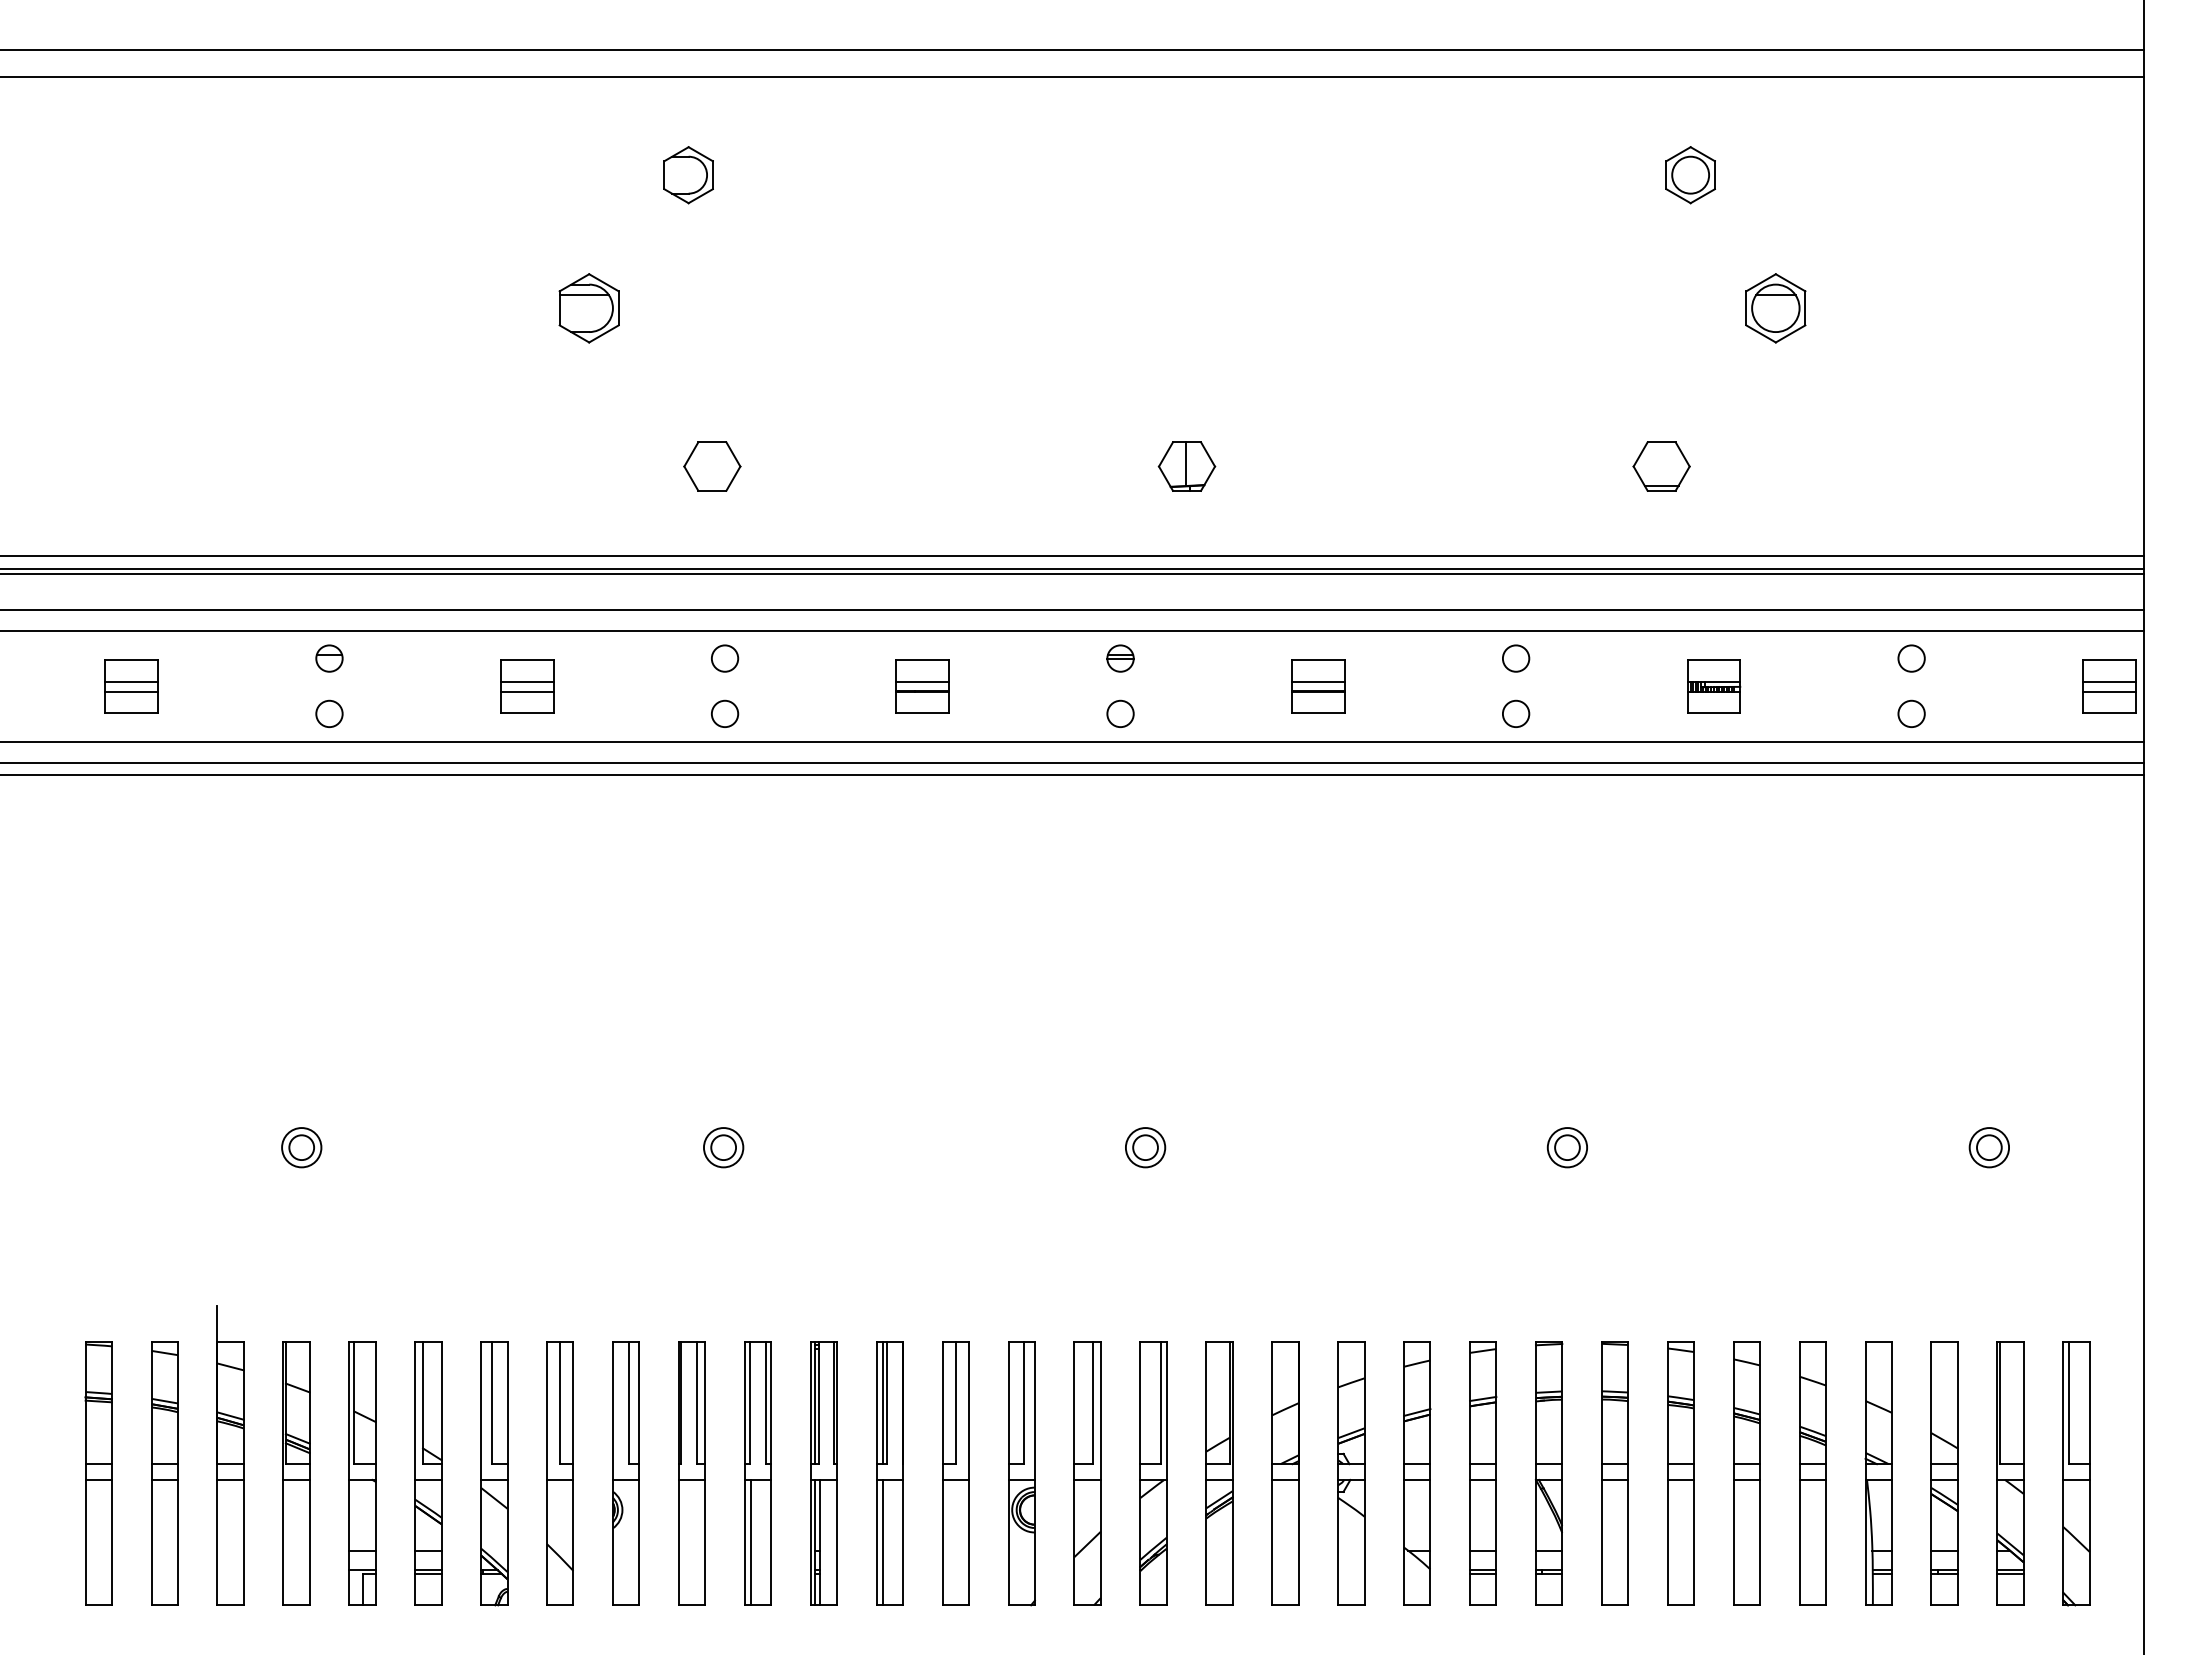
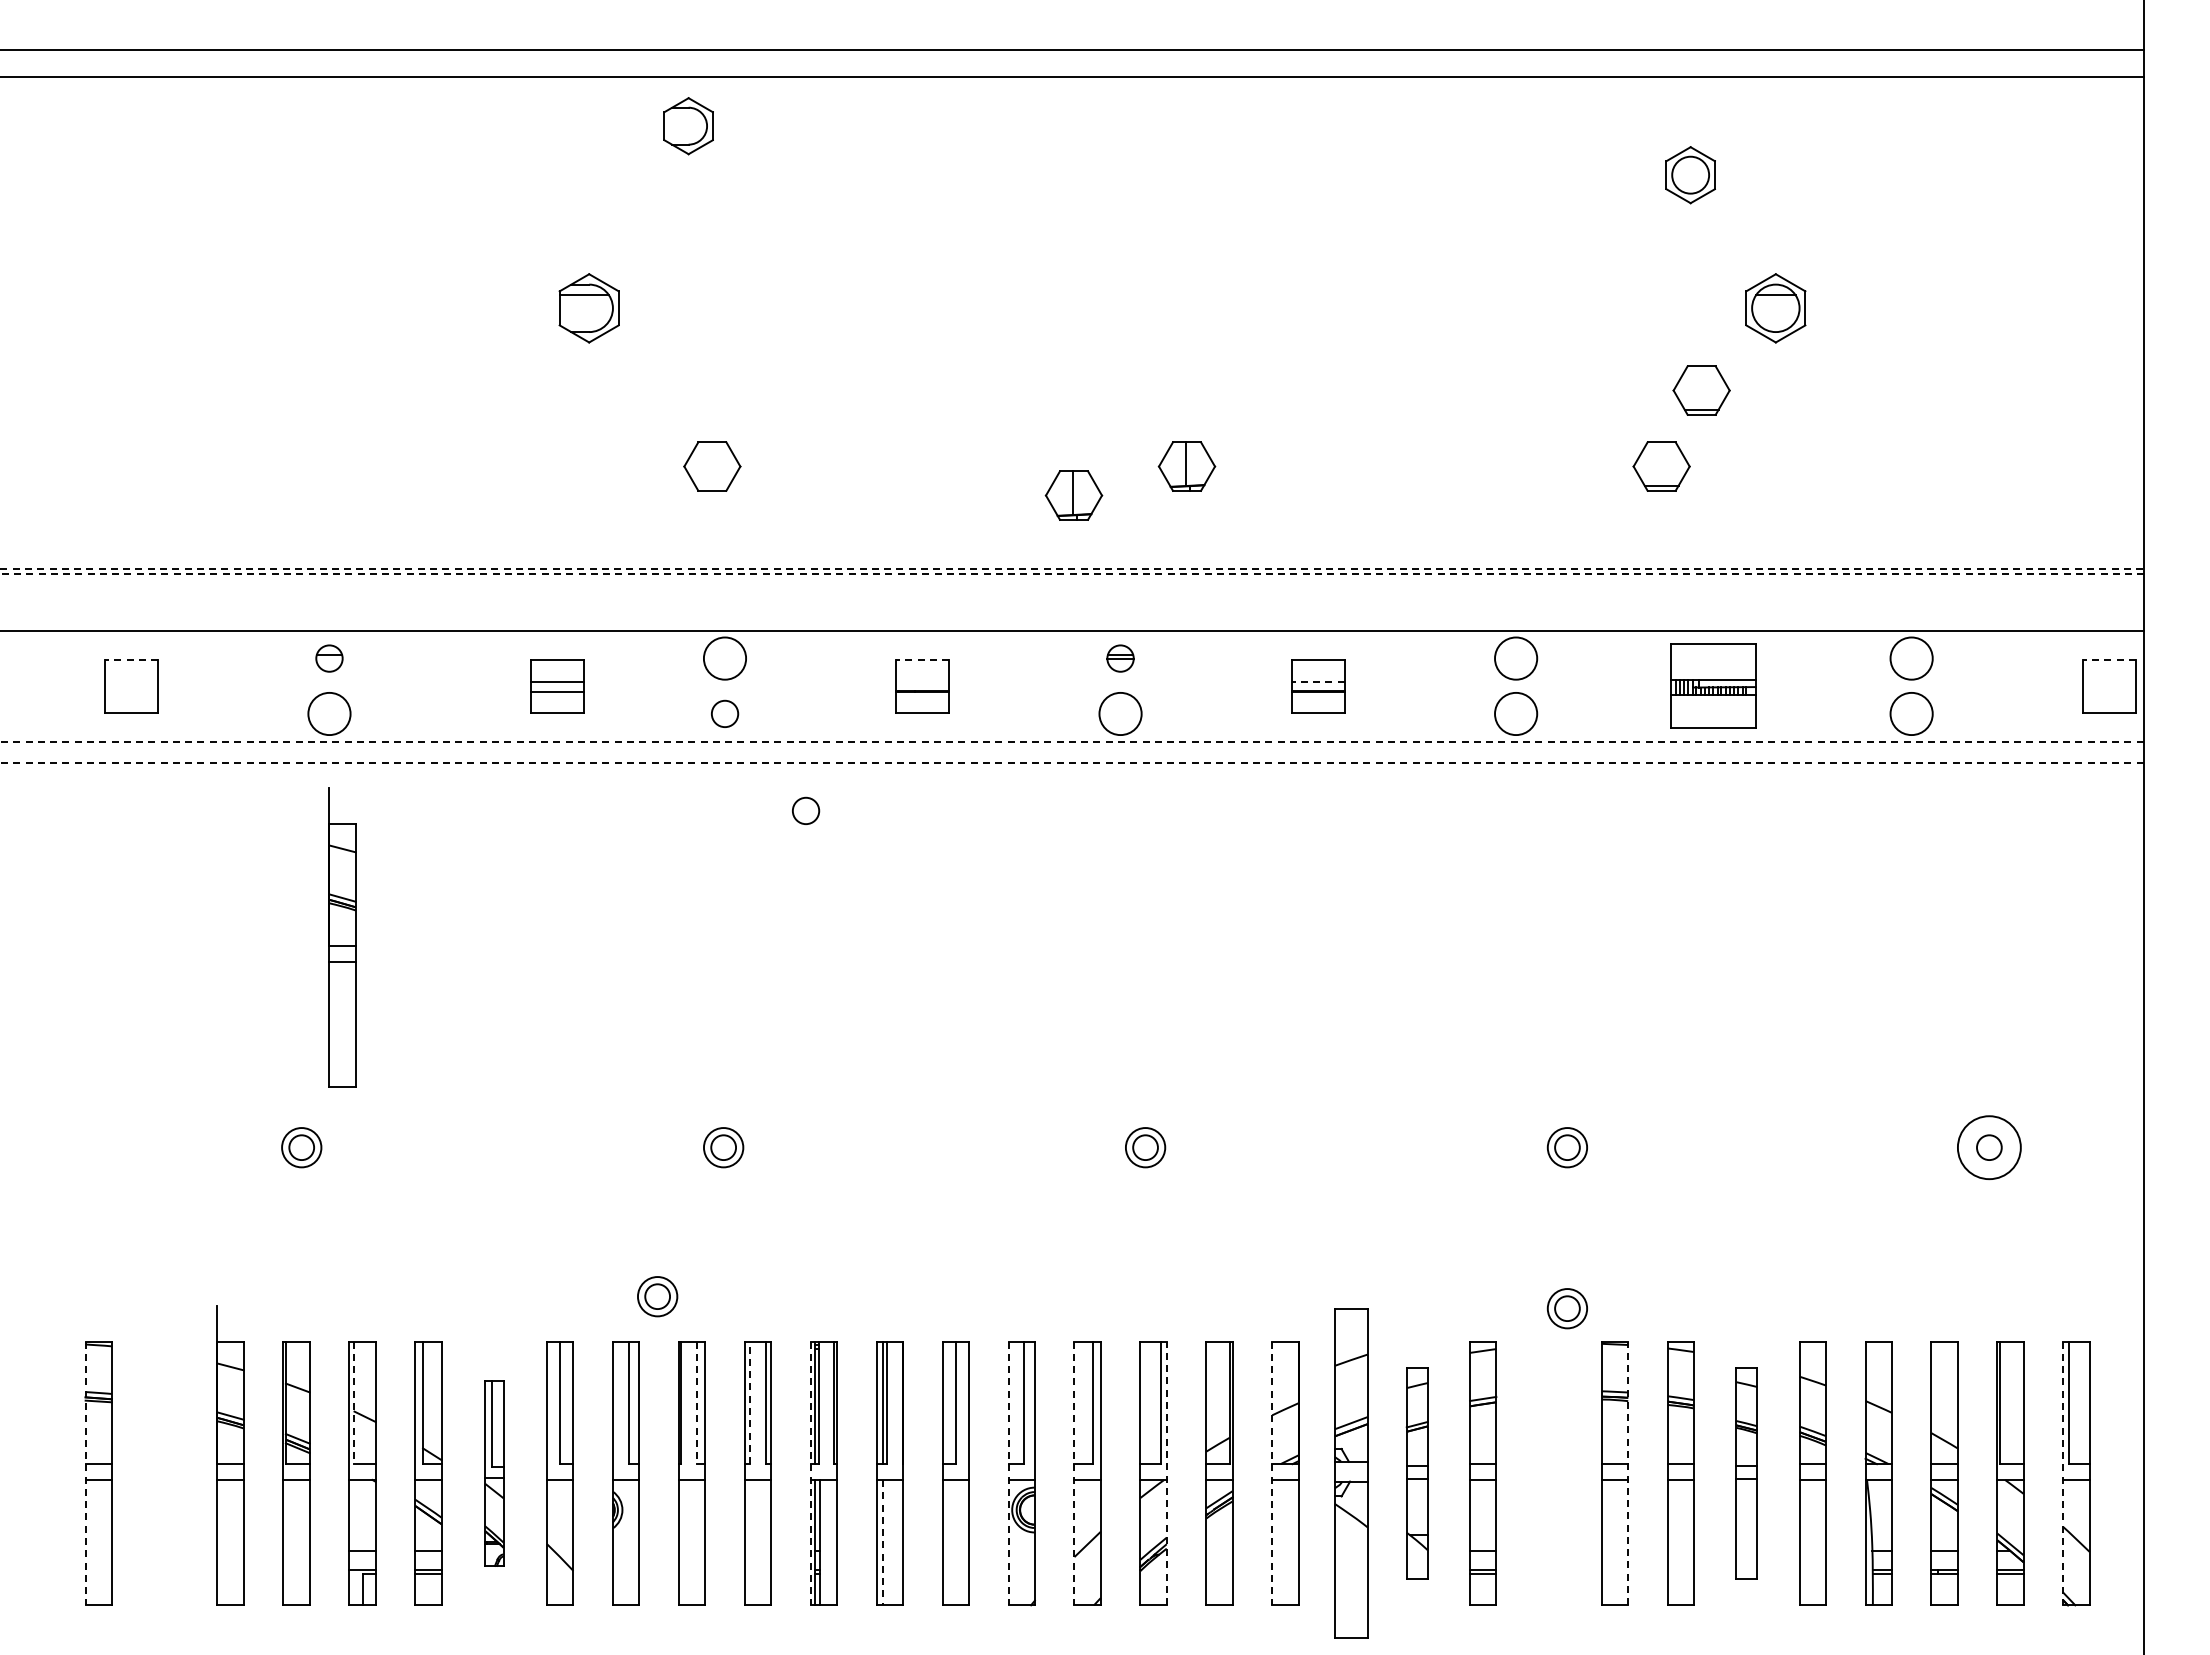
part position: (688, 175) -> (688, 126) (688, 126)
part: none -> present (1701, 390)
part: none -> present (1073, 495)
line: present -> none (1072, 555)
line: solid -> dashed (1071, 568)
line: solid -> dashed (1071, 574)
line: present -> none (1072, 609)
circle diameter: 26 px -> 42 px (724, 658)
circle diameter: 26 px -> 42 px (1516, 658)
circle diameter: 26 px -> 42 px (1911, 658)
line: solid -> dashed (131, 659)
line: solid -> dashed (922, 659)
line: solid -> dashed (2108, 659)
line: present -> none (131, 682)
line: present -> none (922, 682)
line: solid -> dashed (1317, 682)
line: present -> none (2109, 682)
part position: (527, 686) -> (557, 686) (557, 686)
part size: 55x55 px -> 87x86 px (1713, 685)
line: present -> none (131, 691)
line: present -> none (2109, 691)
circle diameter: 26 px -> 42 px (329, 713)
circle diameter: 26 px -> 42 px (1120, 713)
circle diameter: 26 px -> 42 px (1516, 713)
circle diameter: 26 px -> 42 px (1911, 713)
line: solid -> dashed (1071, 741)
line: solid -> dashed (1071, 762)
line: present -> none (1072, 774)
circle: none -> present (806, 810)
part: none -> present (342, 937)
circle diameter: 39 px -> 63 px (1988, 1147)
part: none -> present (657, 1296)
part: none -> present (1566, 1308)
line: solid -> dashed (750, 1402)
line: solid -> dashed (354, 1403)
line: solid -> dashed (697, 1403)
line: solid -> dashed (85, 1473)
part: present -> none (164, 1473)
part size: 29x266 px -> 21x187 px (494, 1473)
line: solid -> dashed (810, 1473)
line: solid -> dashed (1008, 1473)
line: solid -> dashed (1074, 1473)
line: solid -> dashed (1166, 1473)
line: solid -> dashed (1272, 1473)
part size: 29x265 px -> 35x331 px (1351, 1473)
part size: 29x265 px -> 24x213 px (1416, 1473)
part: present -> none (1548, 1473)
line: solid -> dashed (1628, 1473)
part size: 28x265 px -> 23x213 px (1746, 1473)
line: solid -> dashed (2063, 1473)
line: present -> none (751, 1542)
line: solid -> dashed (883, 1542)
